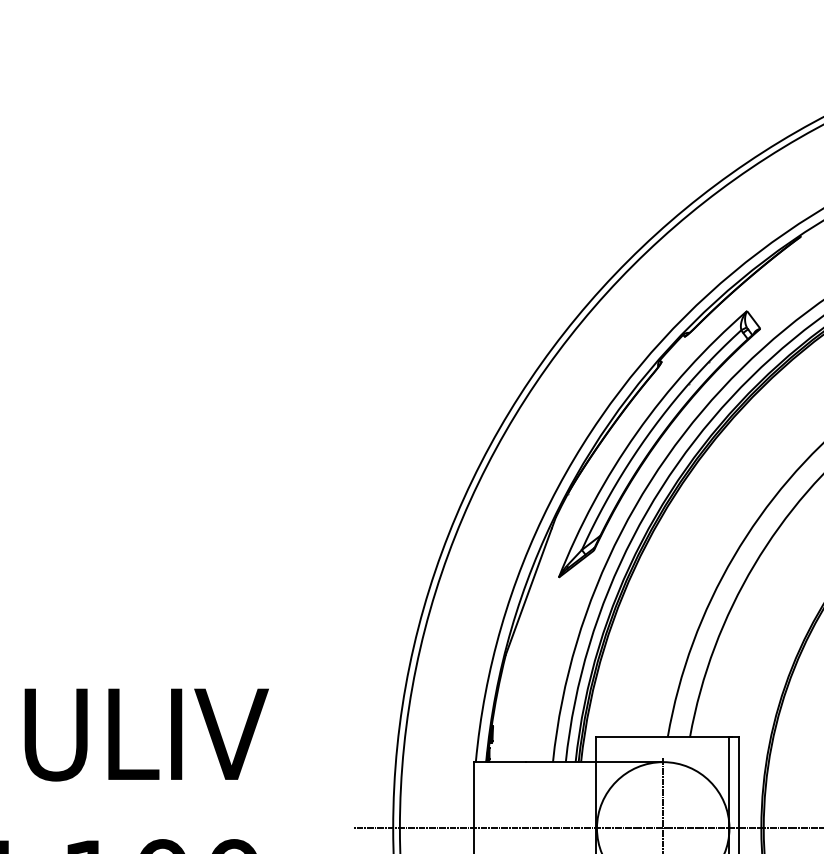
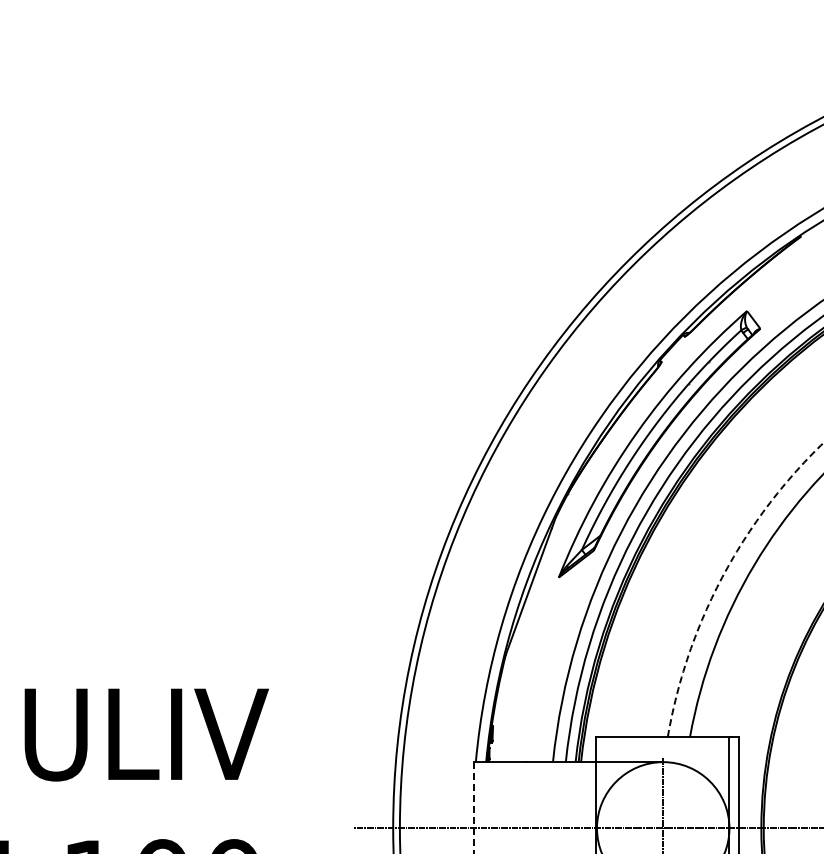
arc: solid -> dashed (722, 577)
line: solid -> dashed (474, 807)
